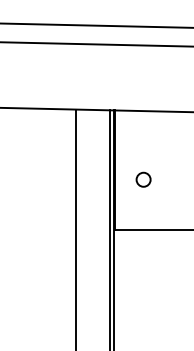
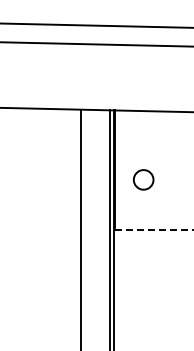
circle size: 17x17 px -> 22x22 px (143, 179)
line position: (76, 228) -> (81, 228) (81, 228)
line: solid -> dashed (154, 230)
